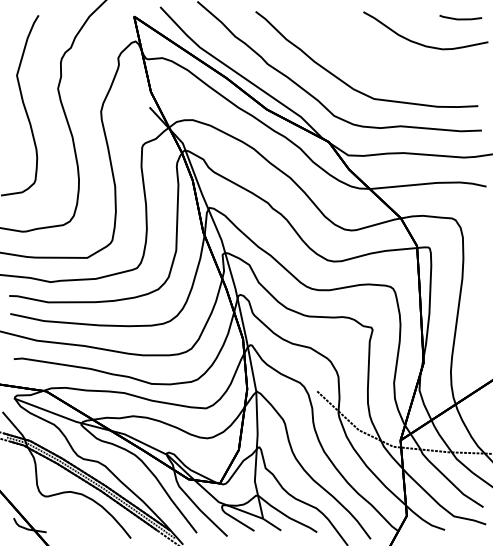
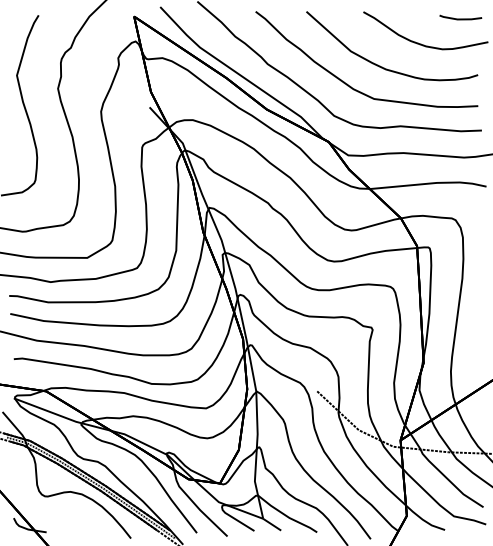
part: none -> present (382, 66)
